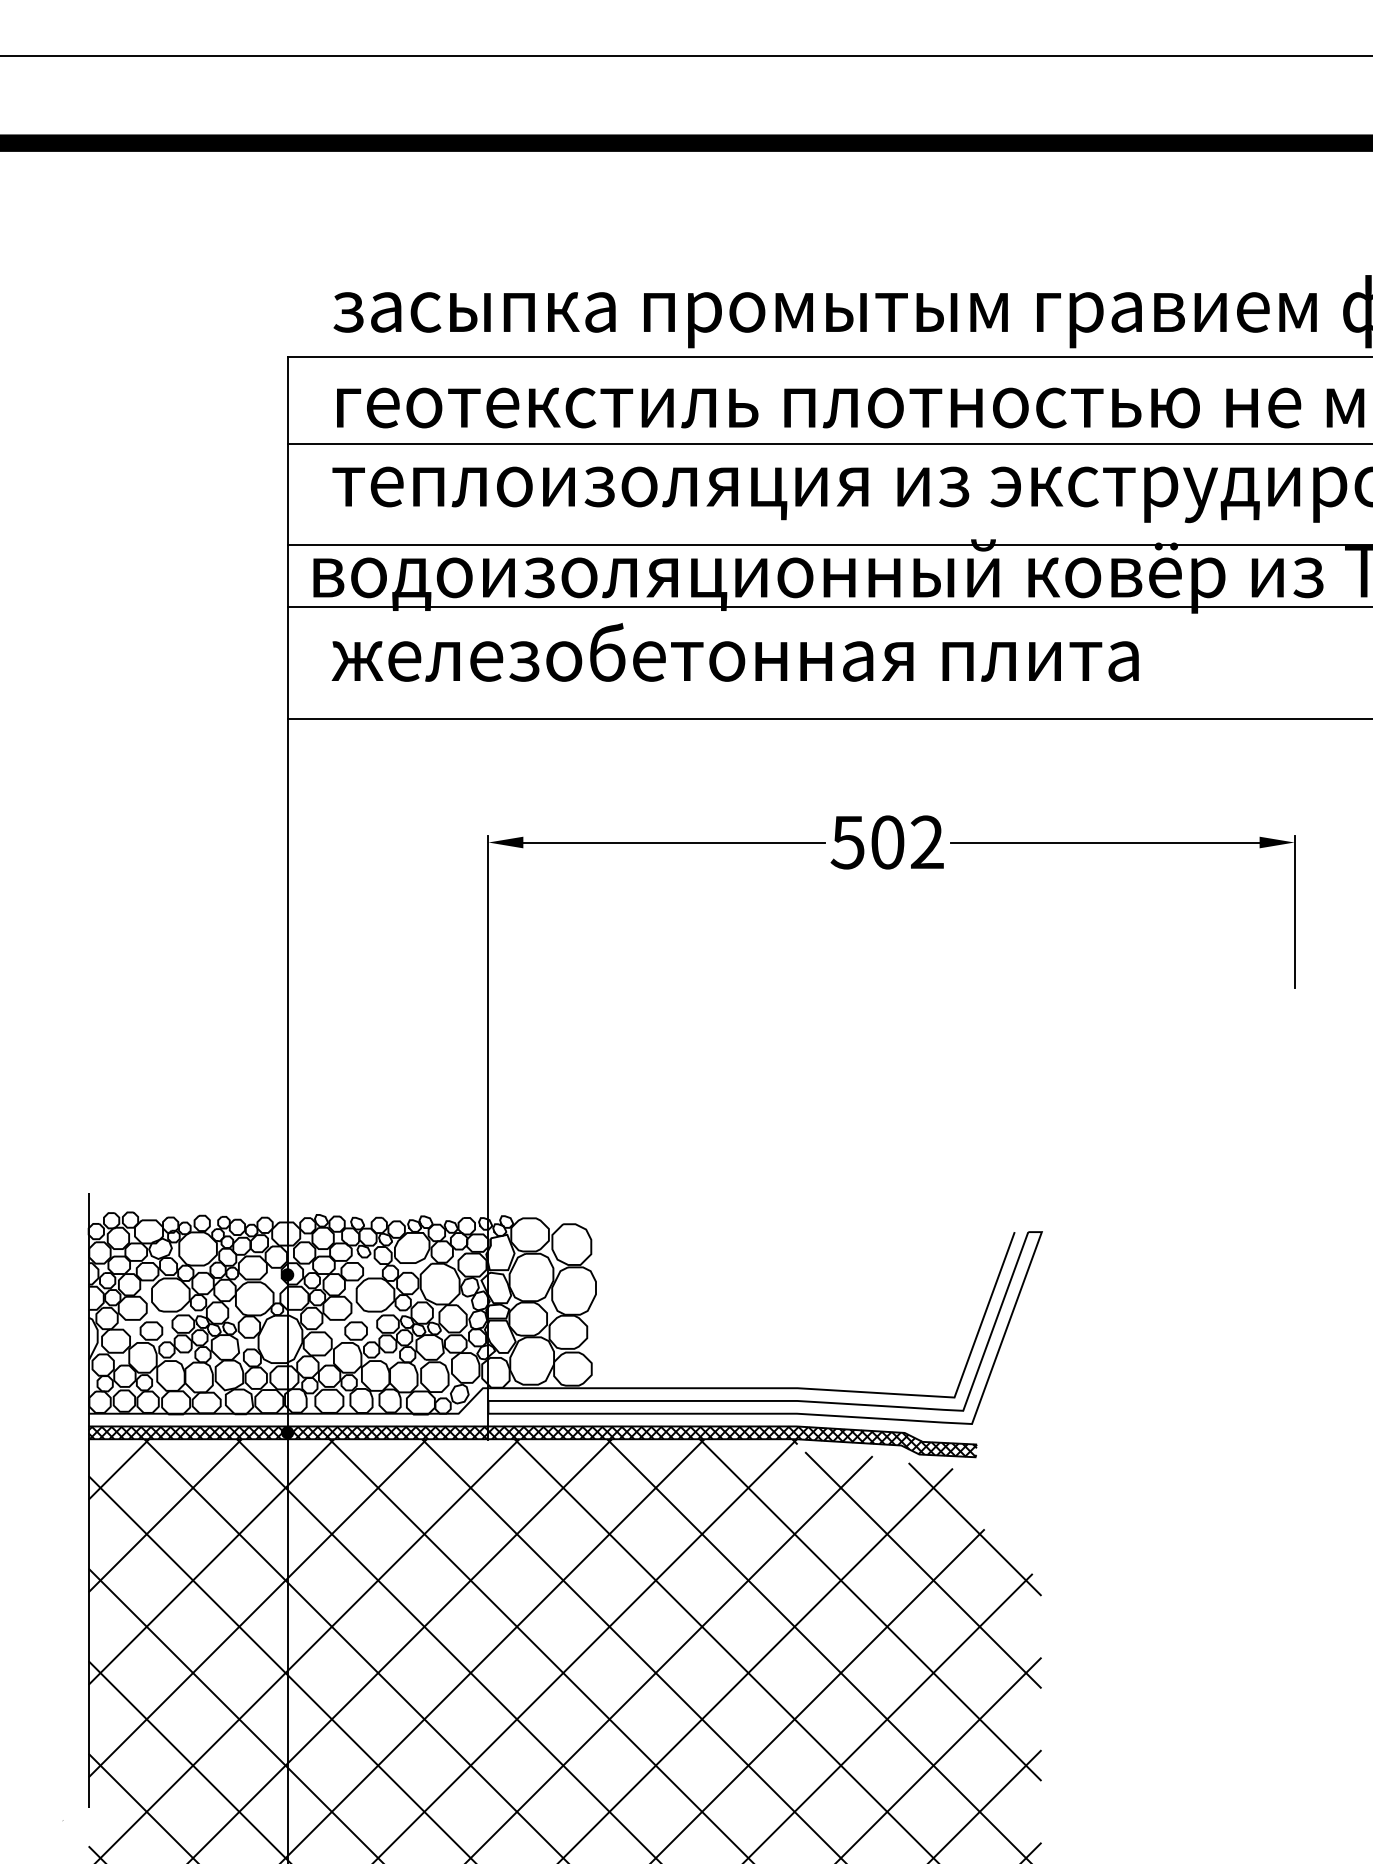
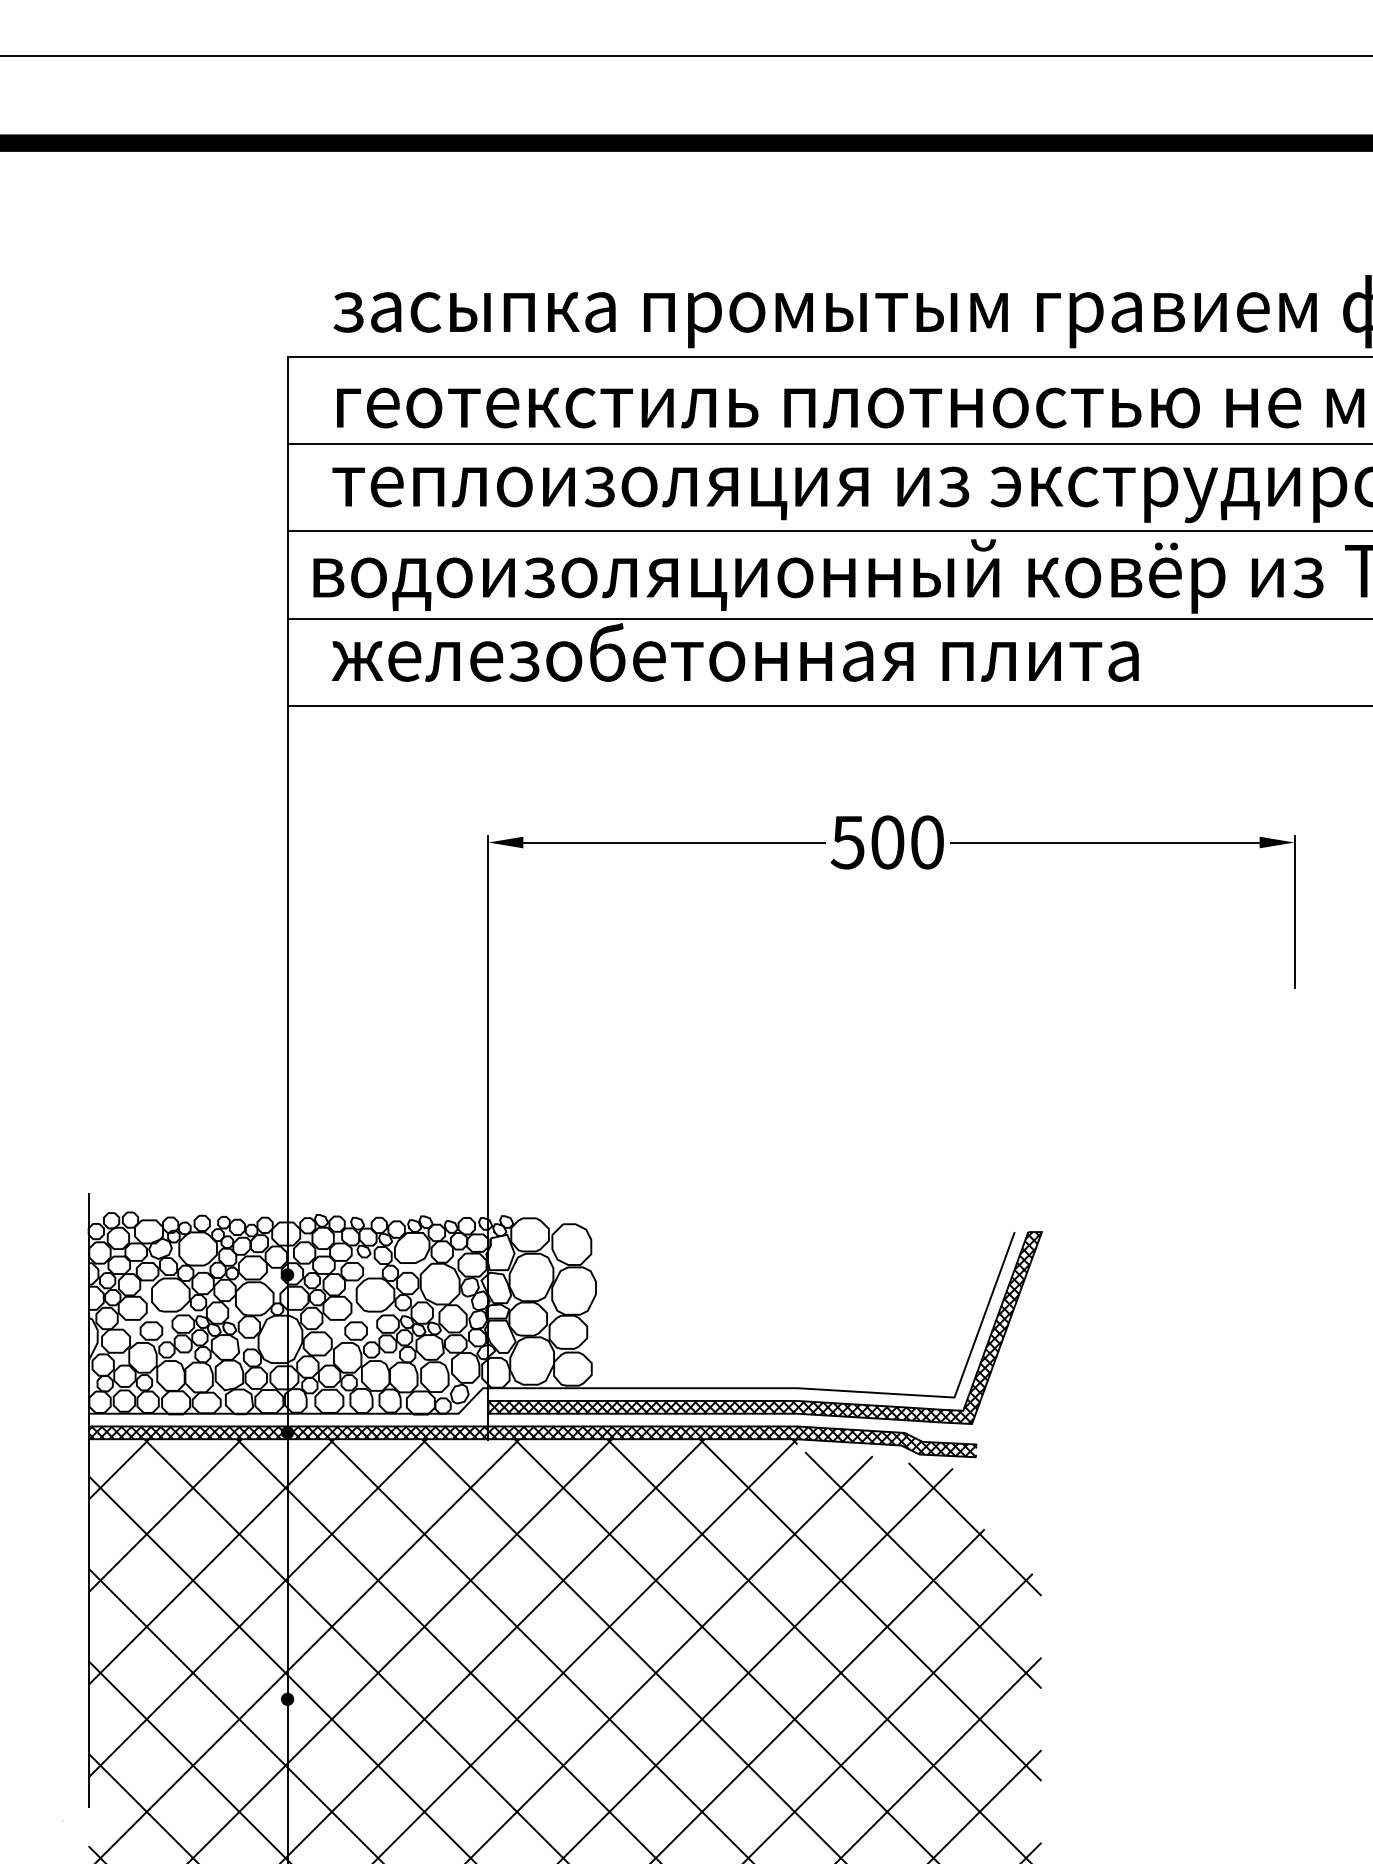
line position: (828, 545) -> (828, 531) (828, 531)
line position: (828, 606) -> (828, 618) (828, 618)
line position: (828, 718) -> (828, 705) (828, 705)
text: 502 -> 500 (927, 842)
hatch: none -> present (764, 1327)
fill: none -> present (287, 1698)
